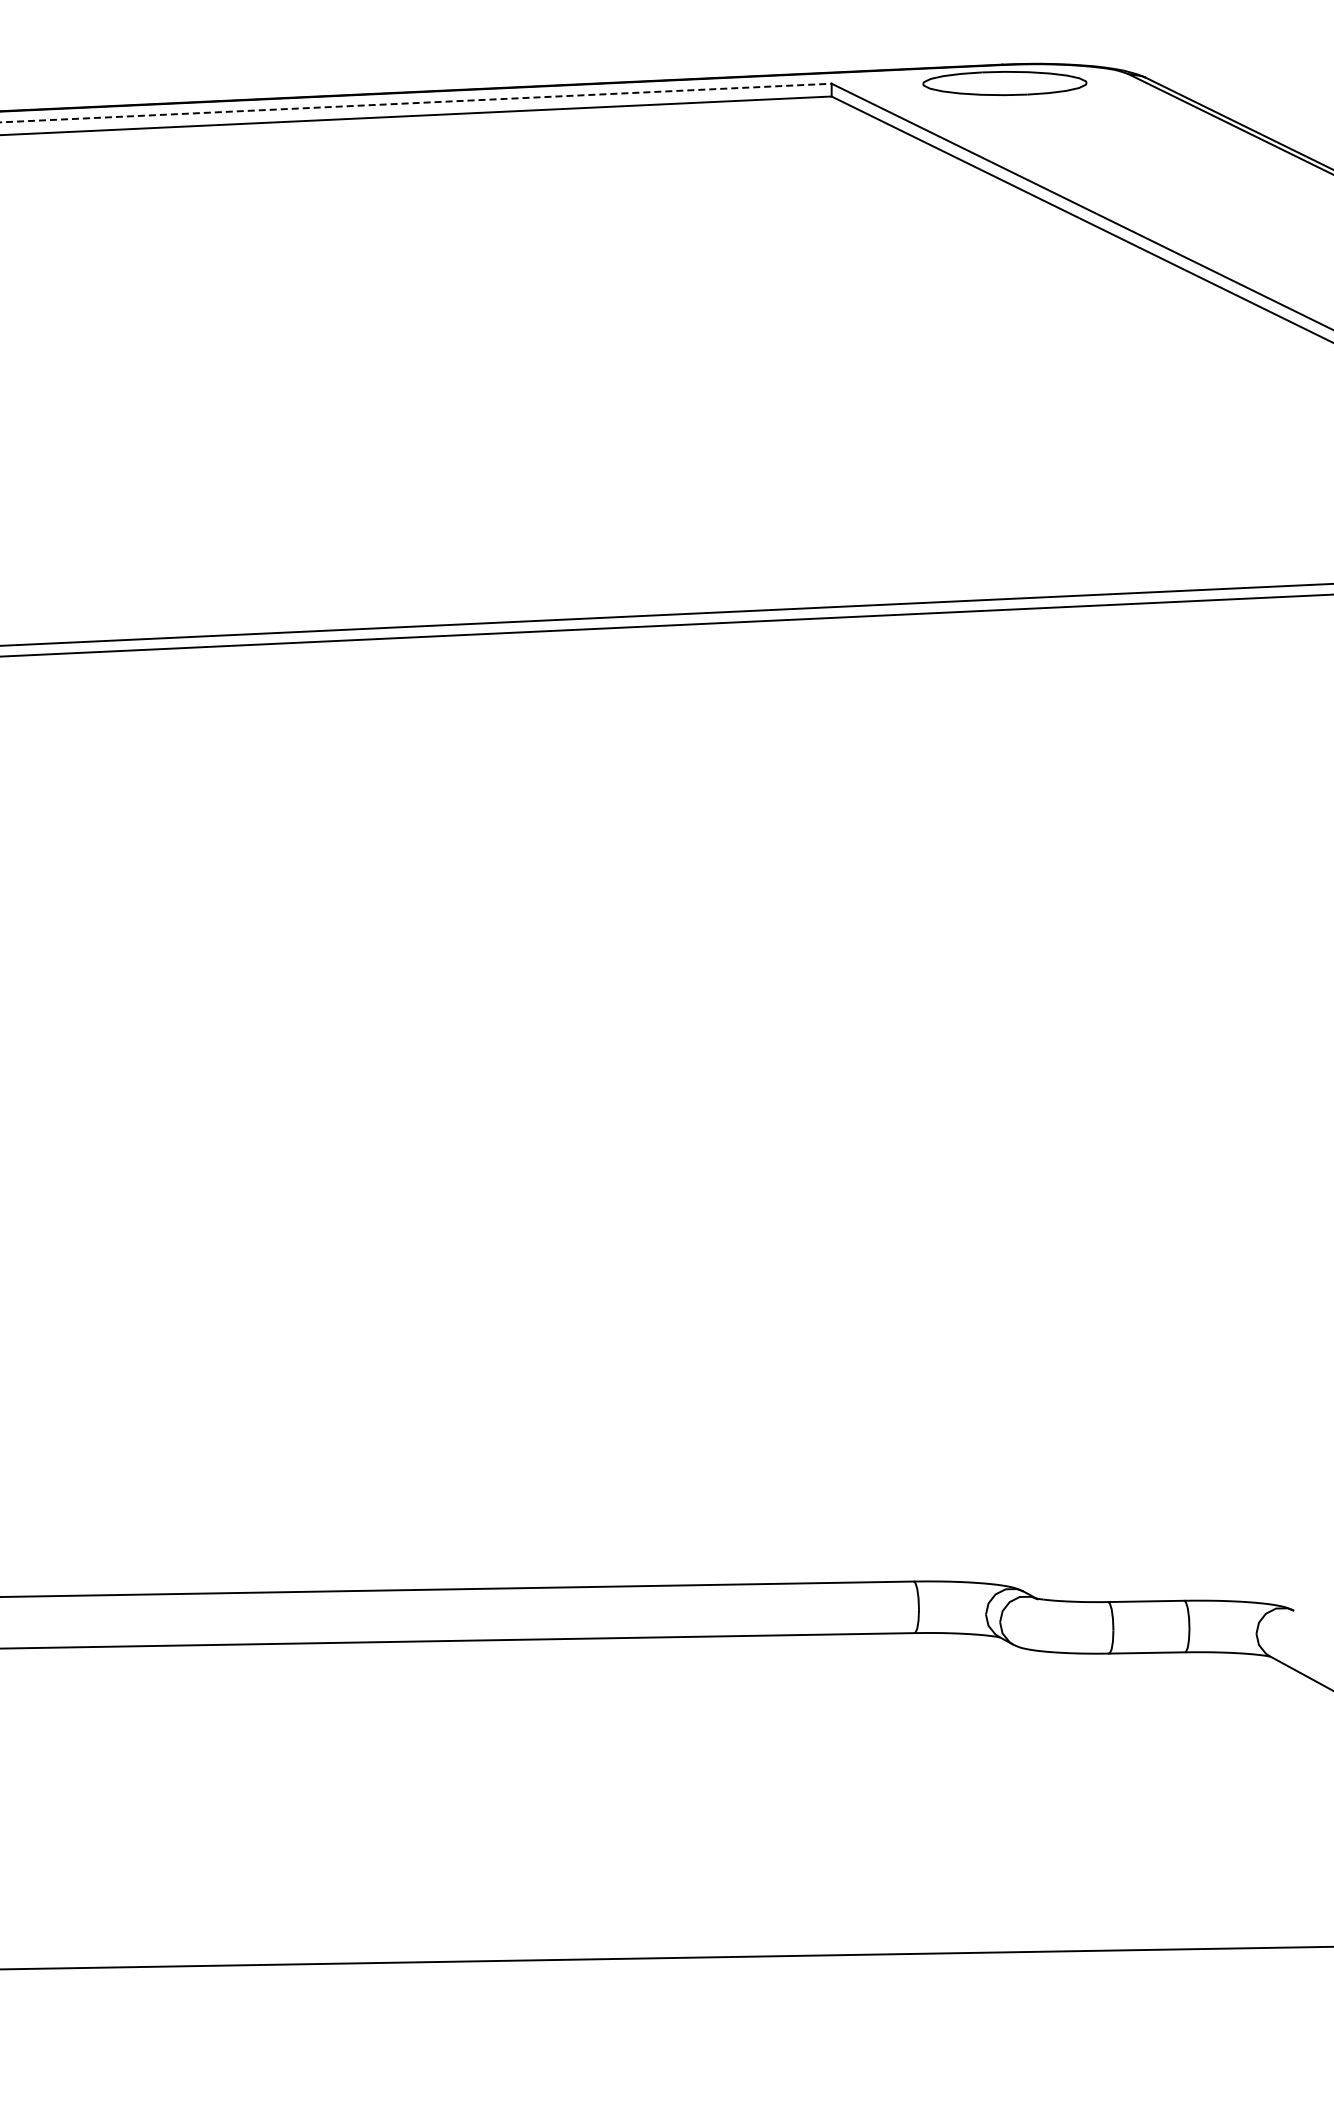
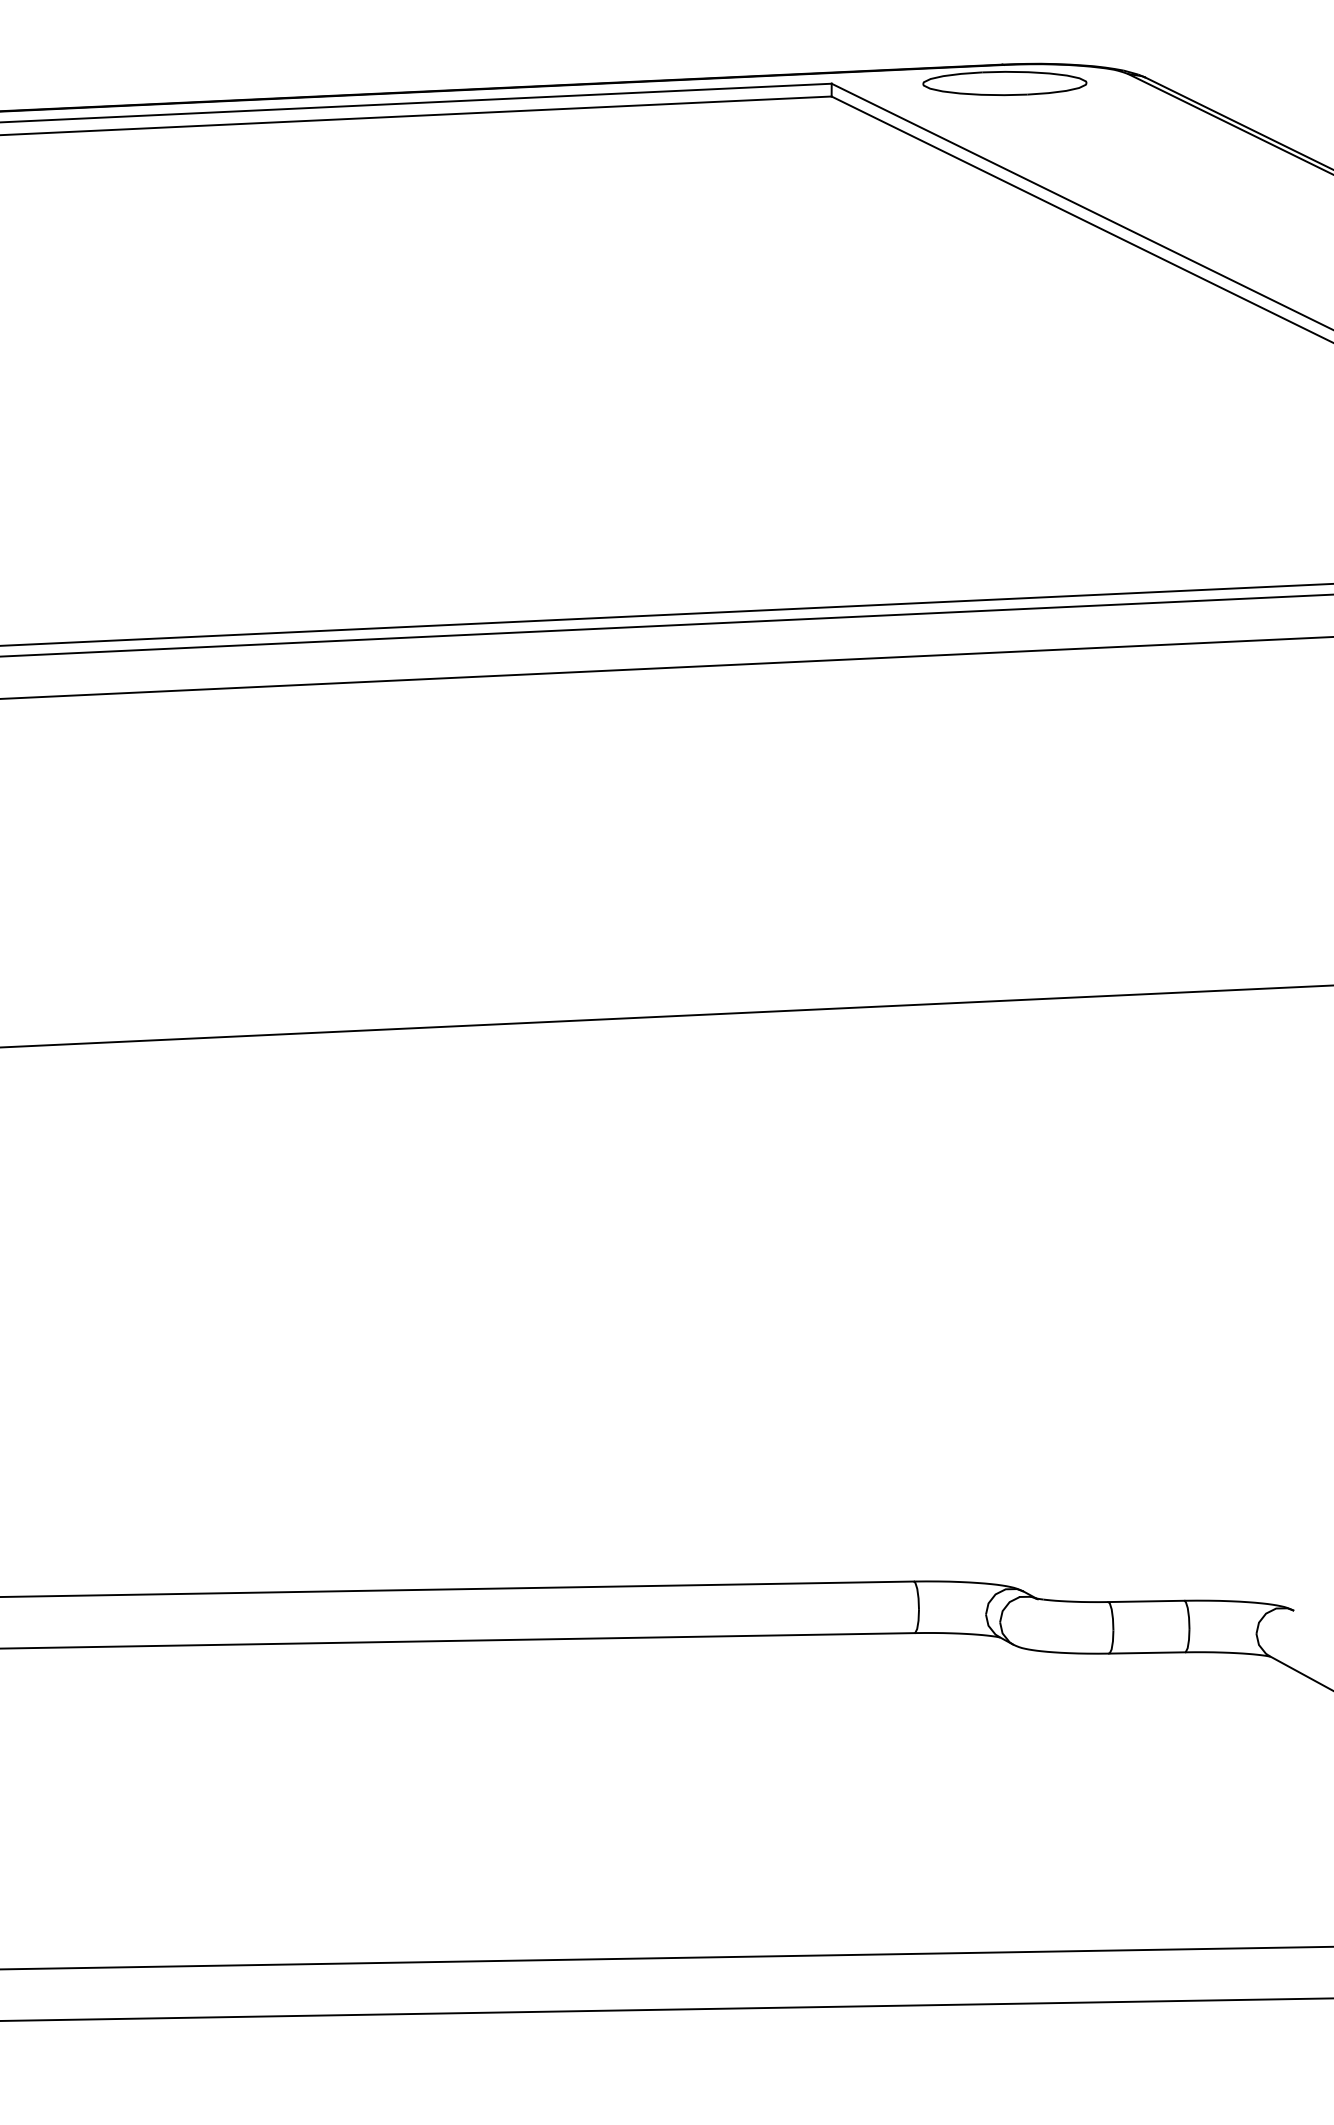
line: dashed -> solid (416, 103)
line: none -> present (666, 667)
line: none -> present (666, 1016)
line: none -> present (666, 2009)
